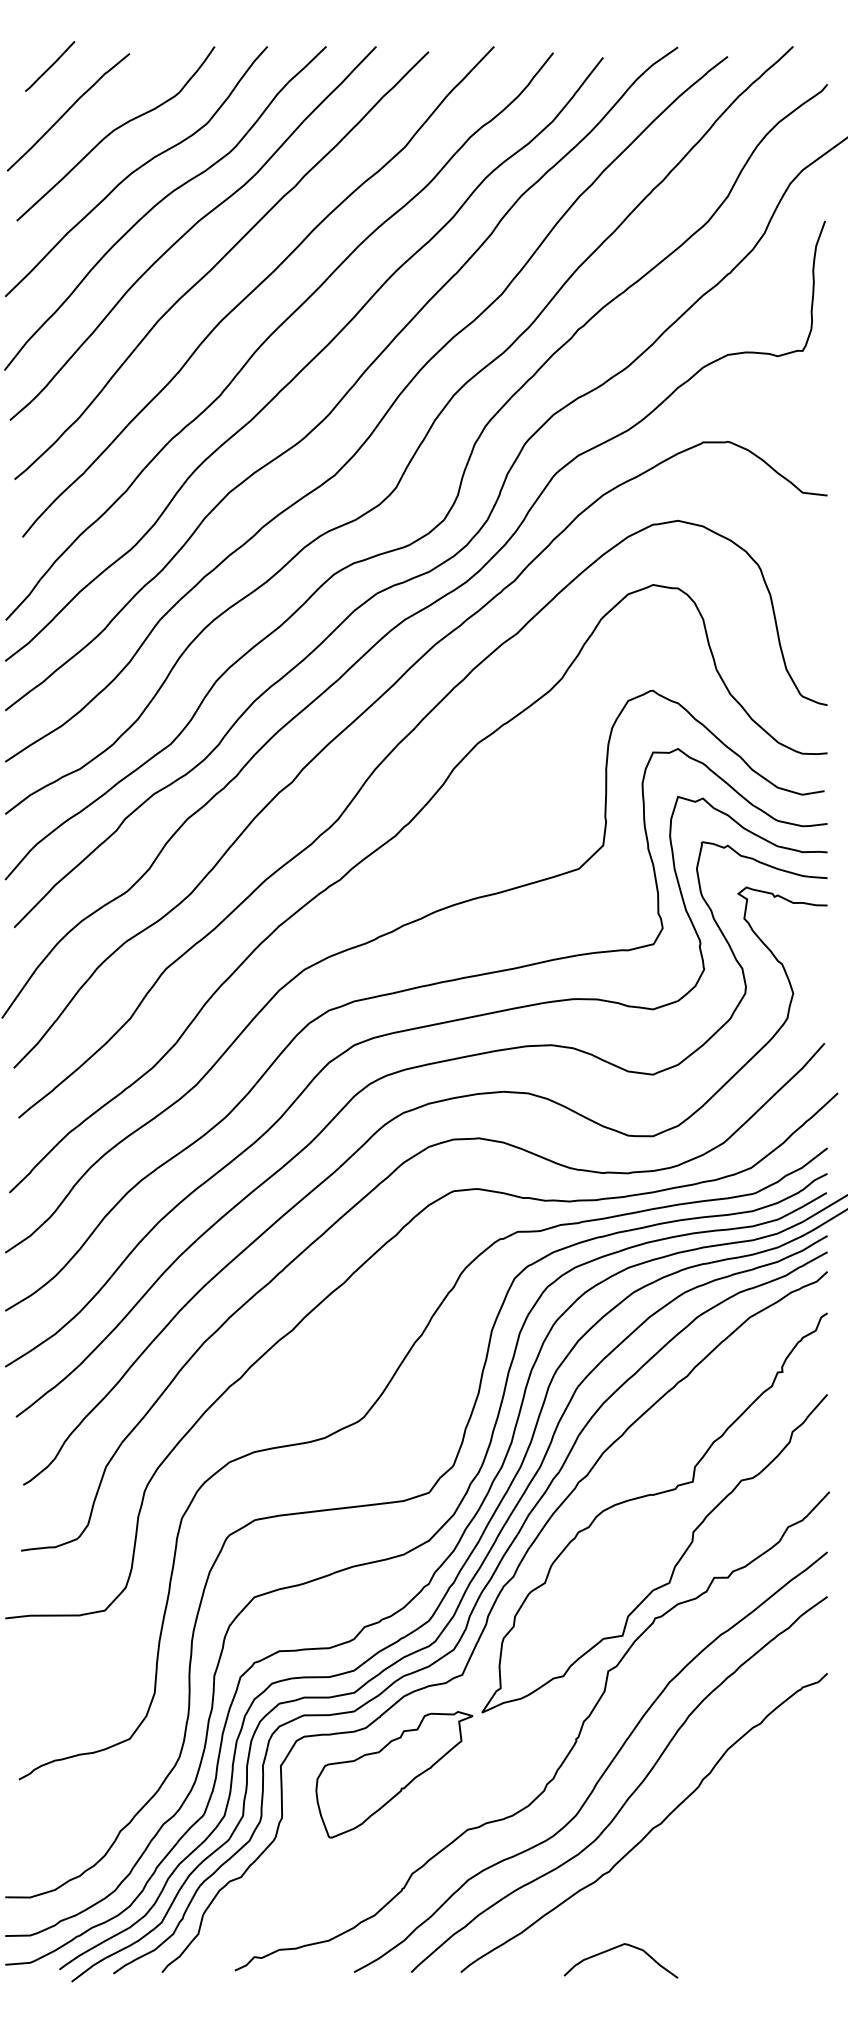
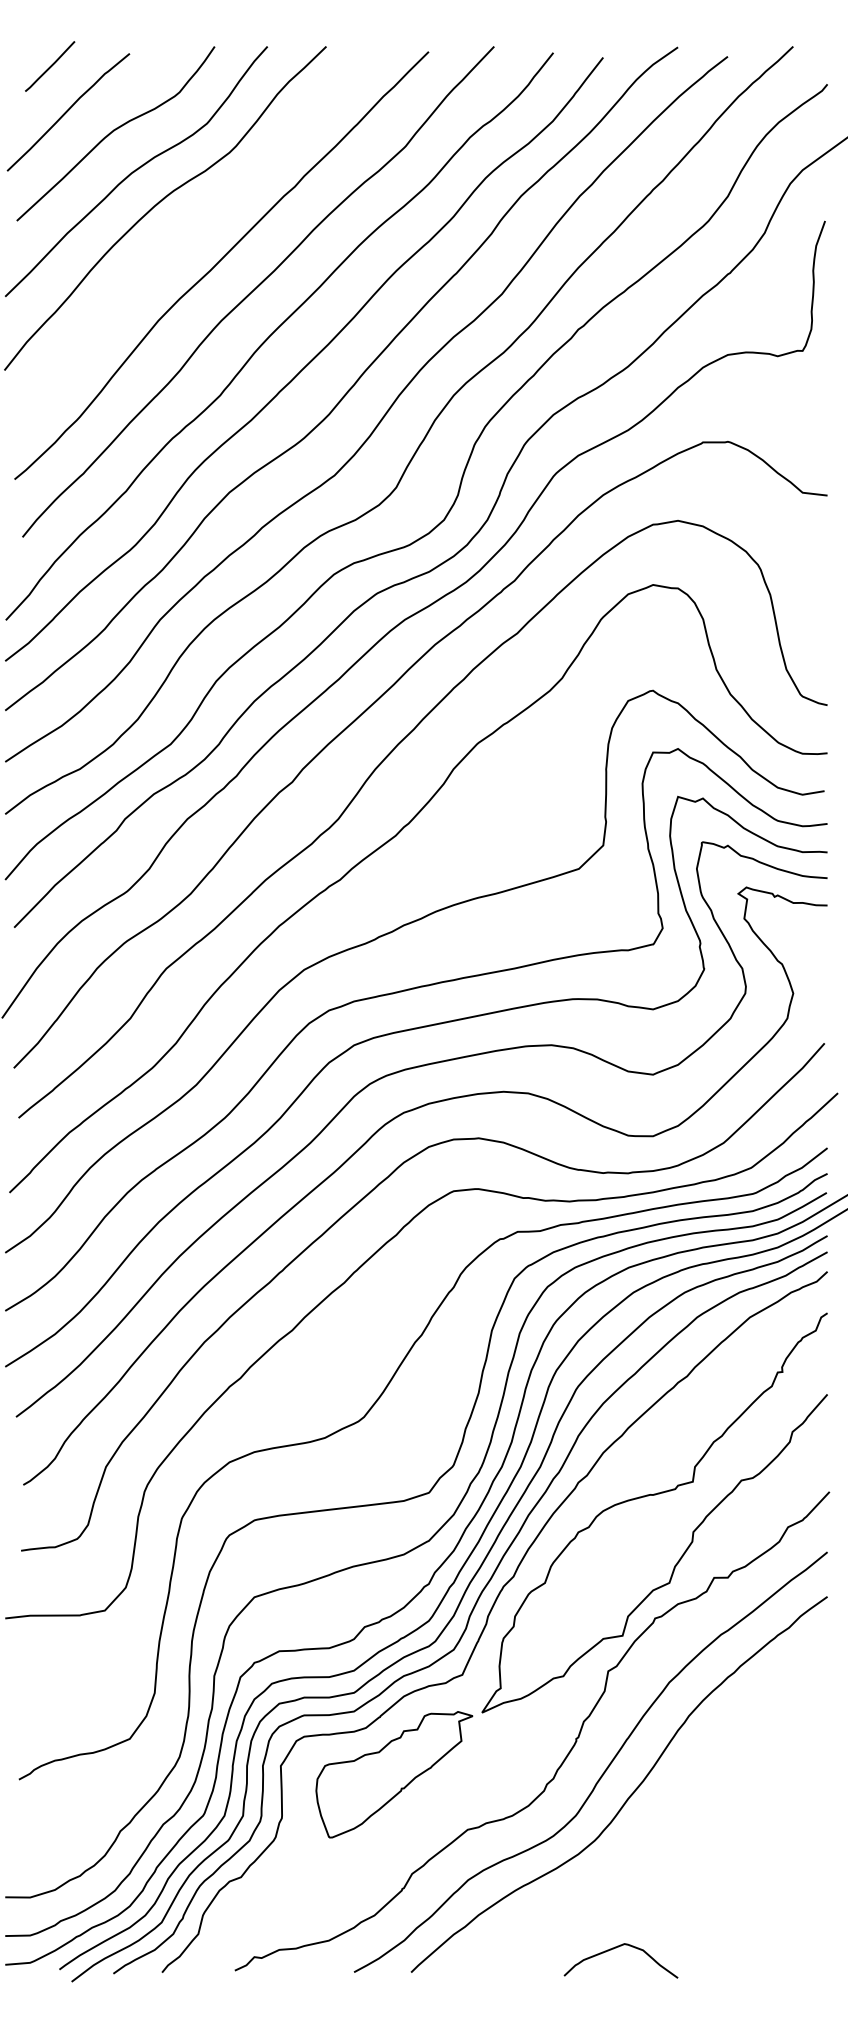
curve: present -> none (190, 230)
curve: present -> none (650, 1829)
